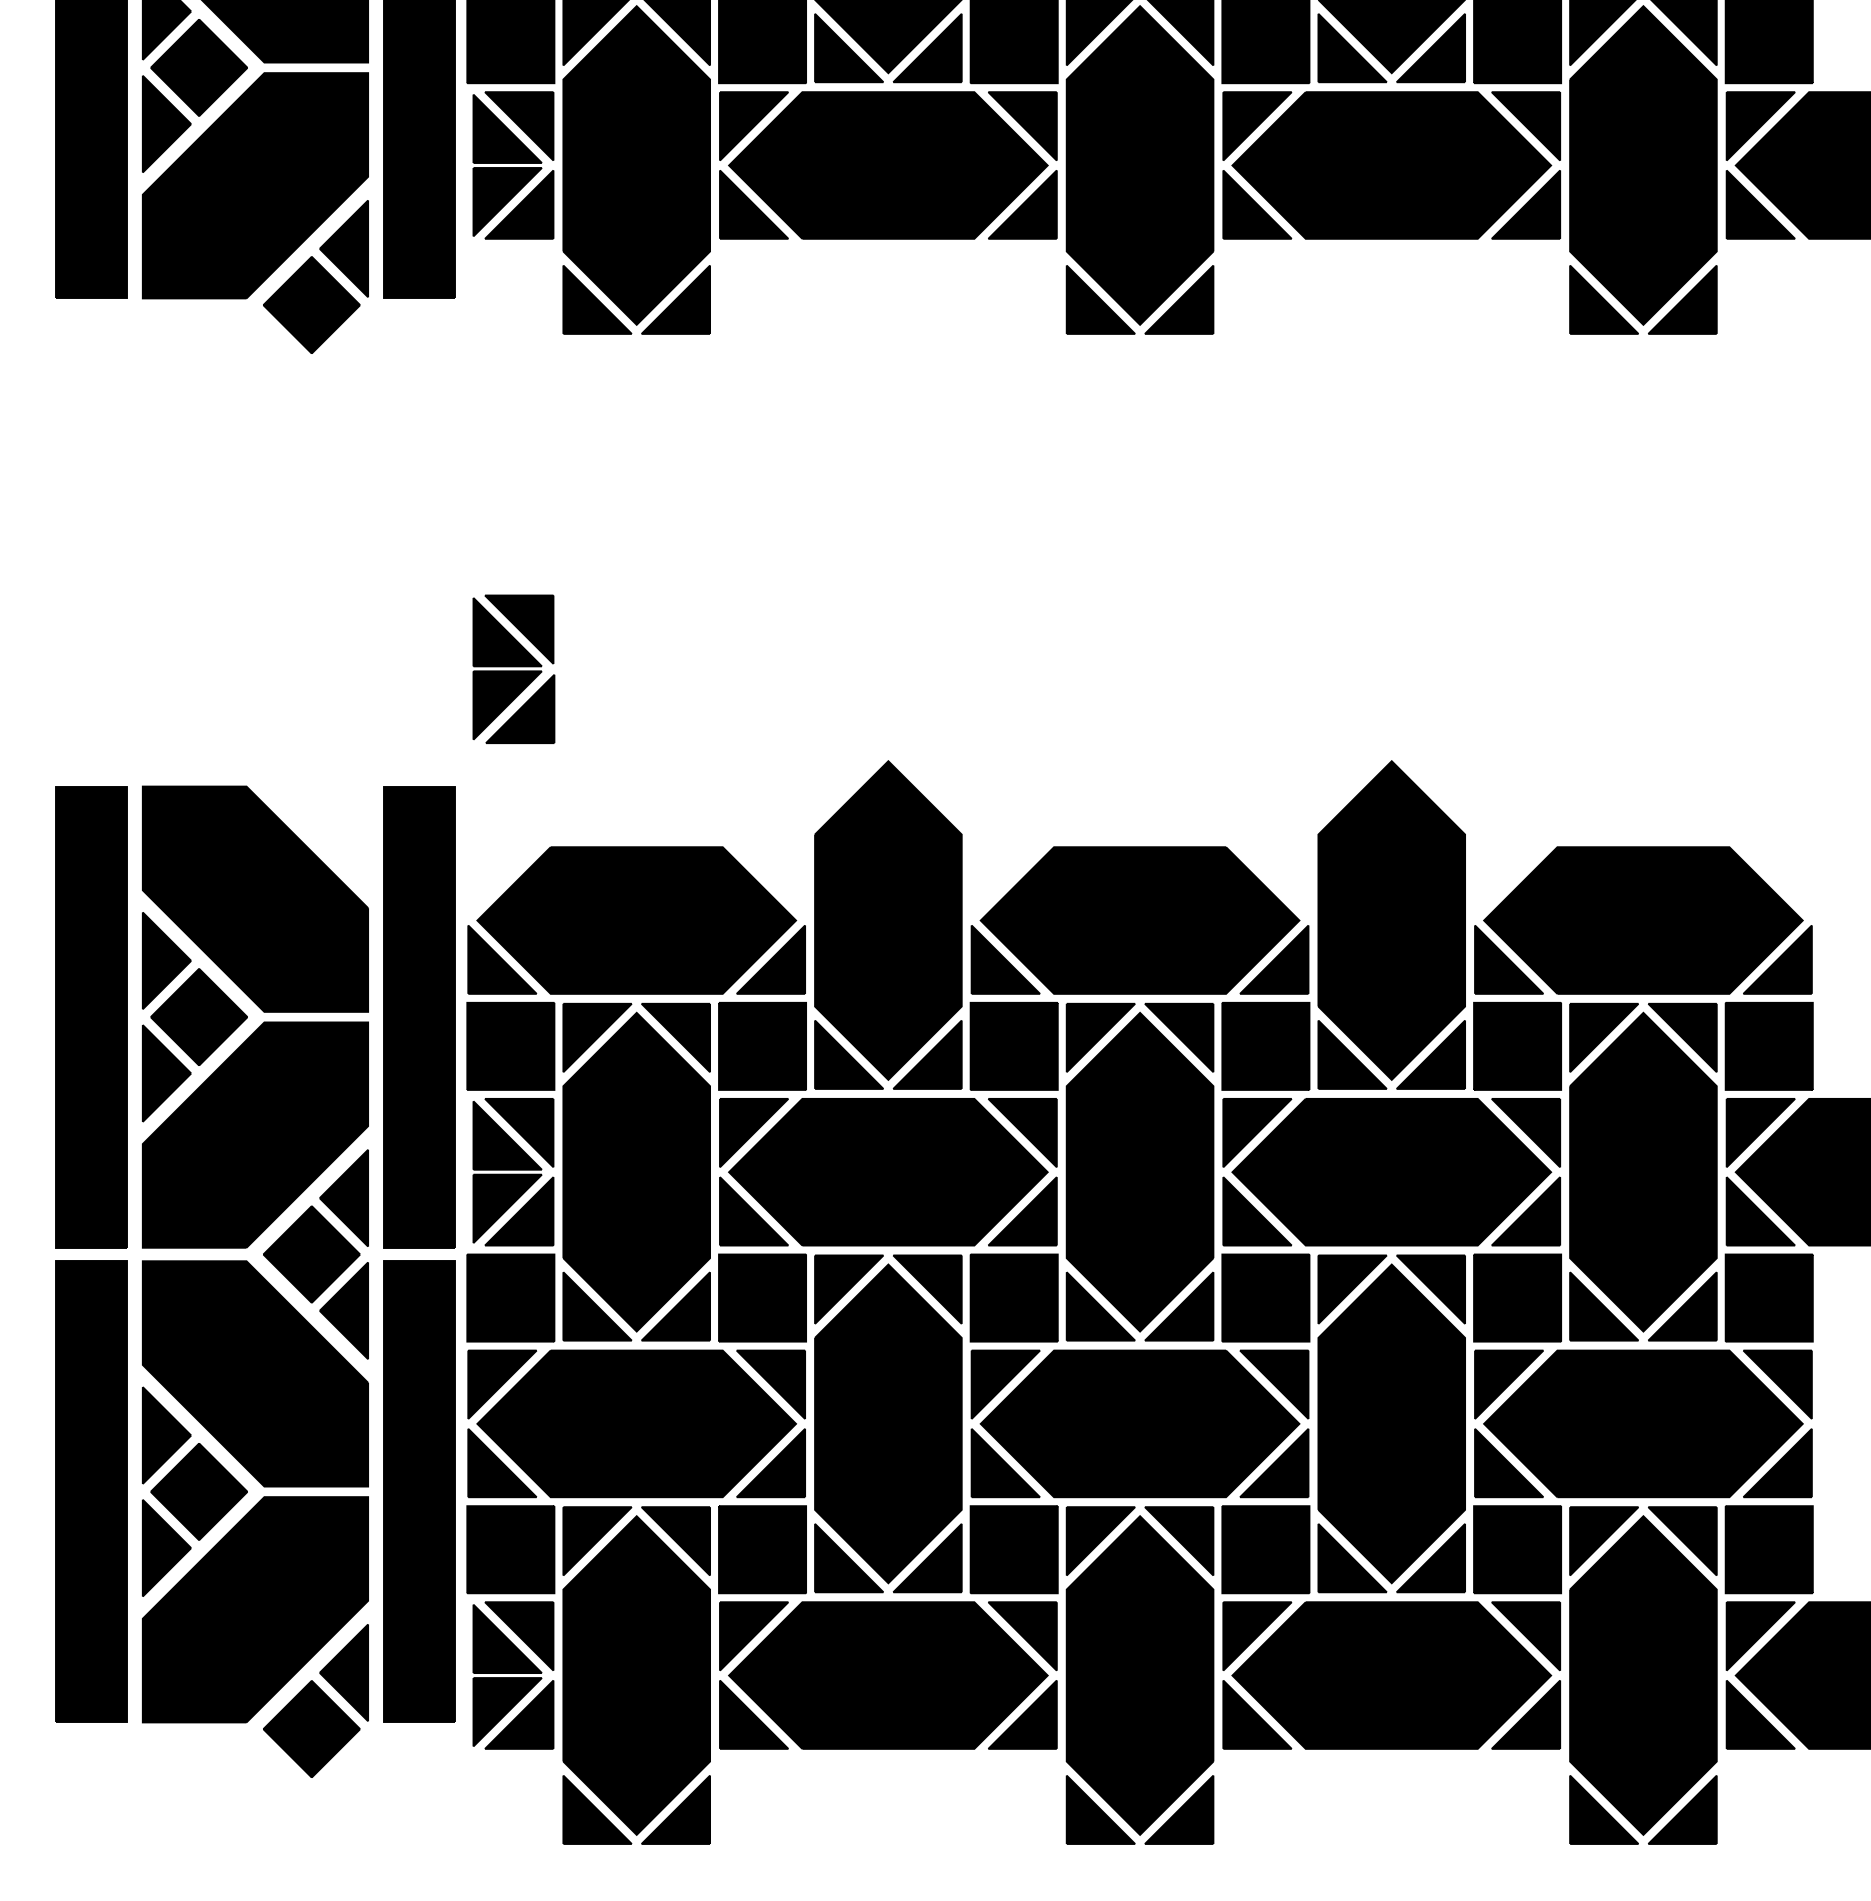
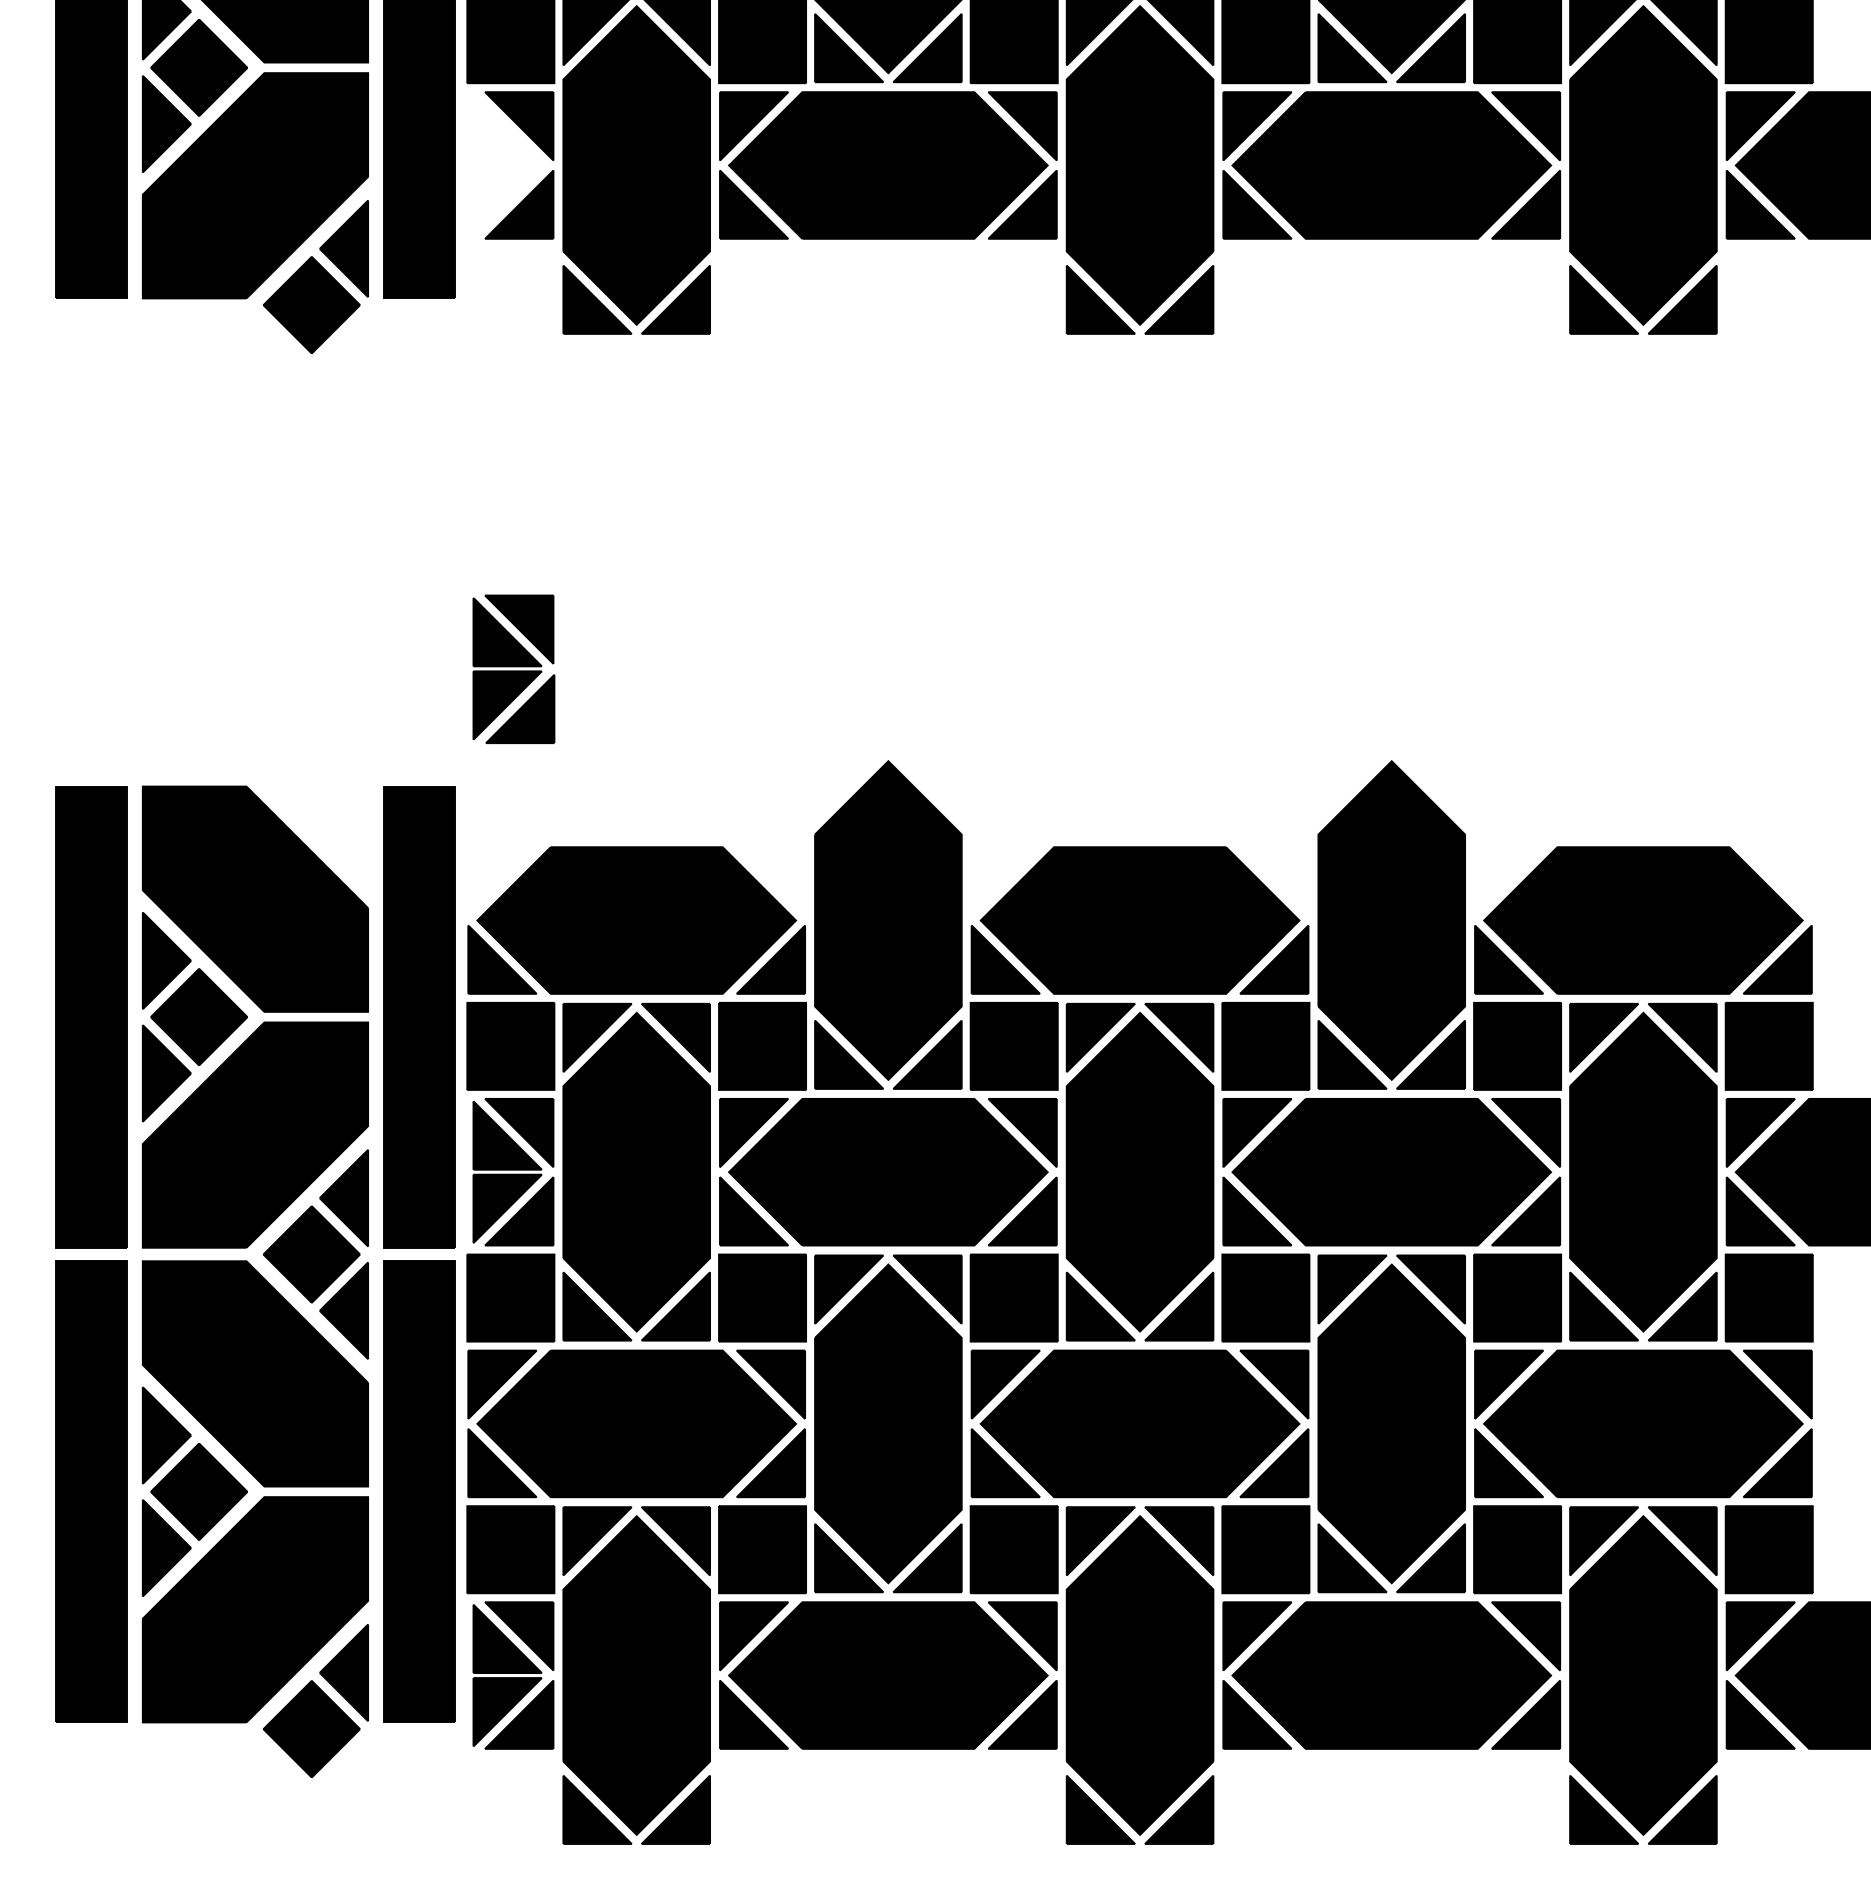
part: present -> none (507, 165)
